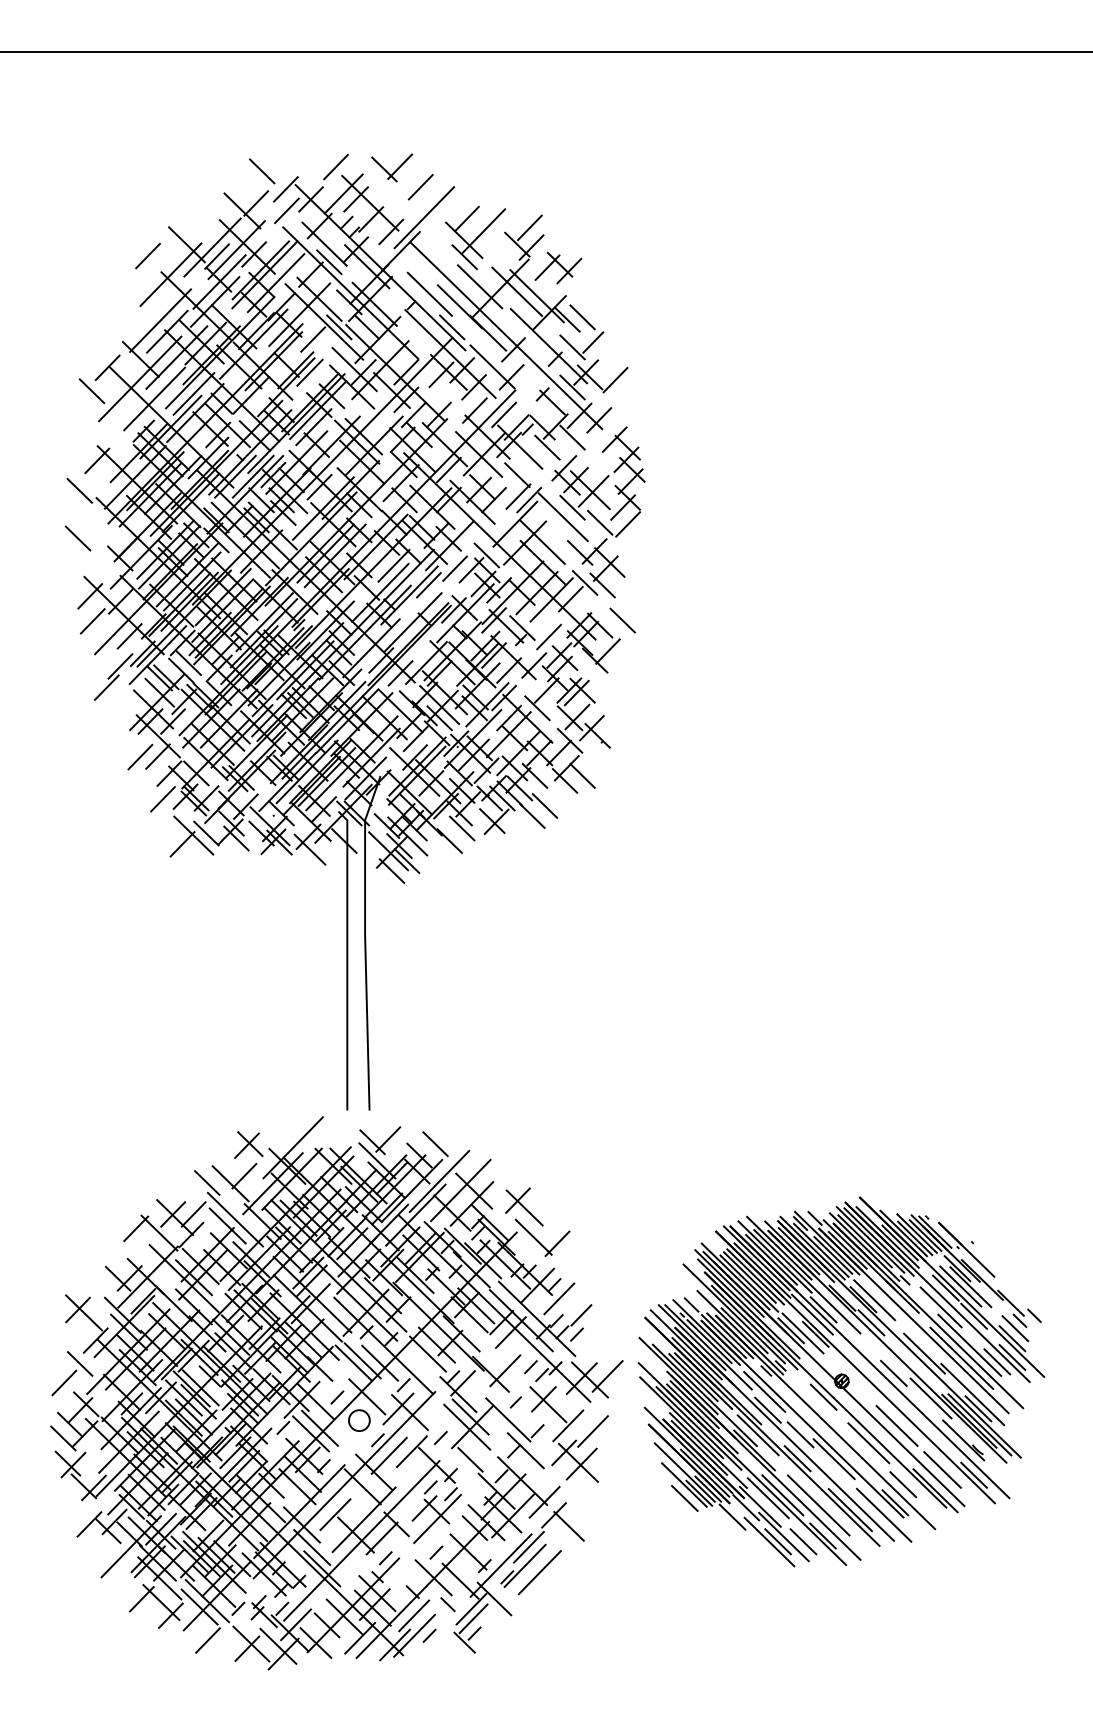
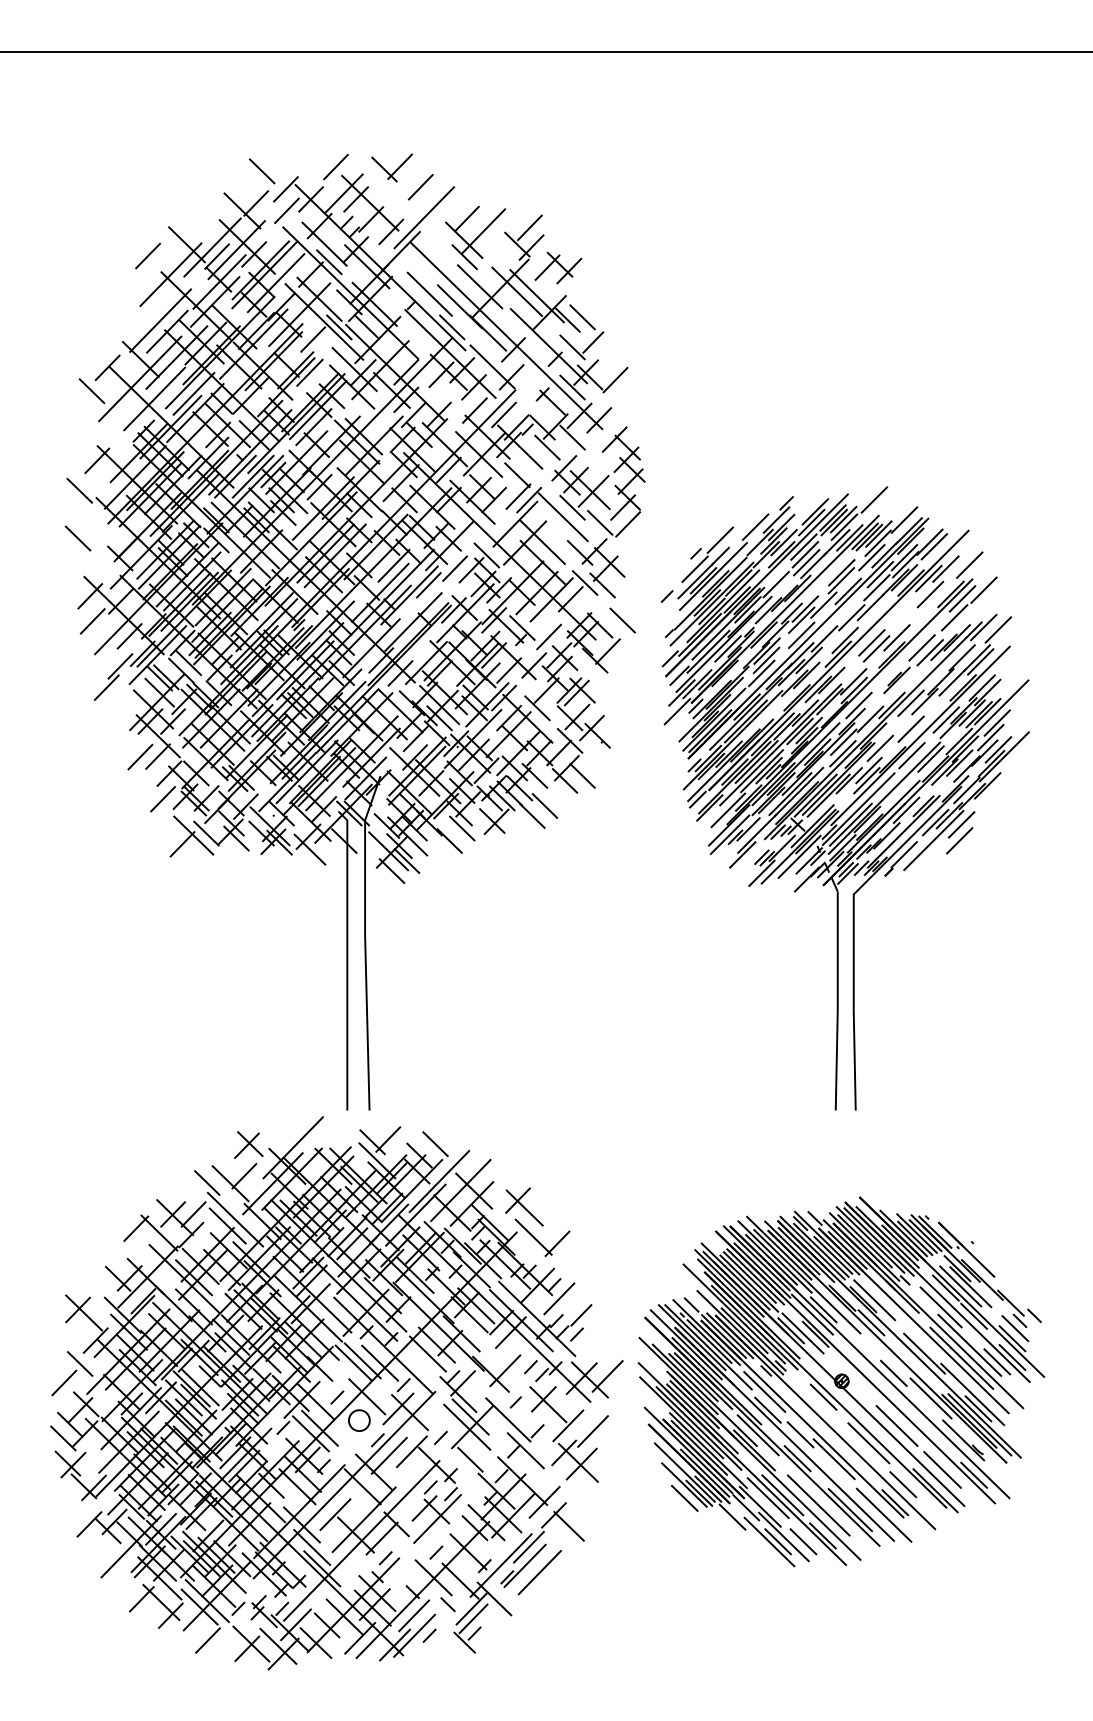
part: none -> present (838, 792)
